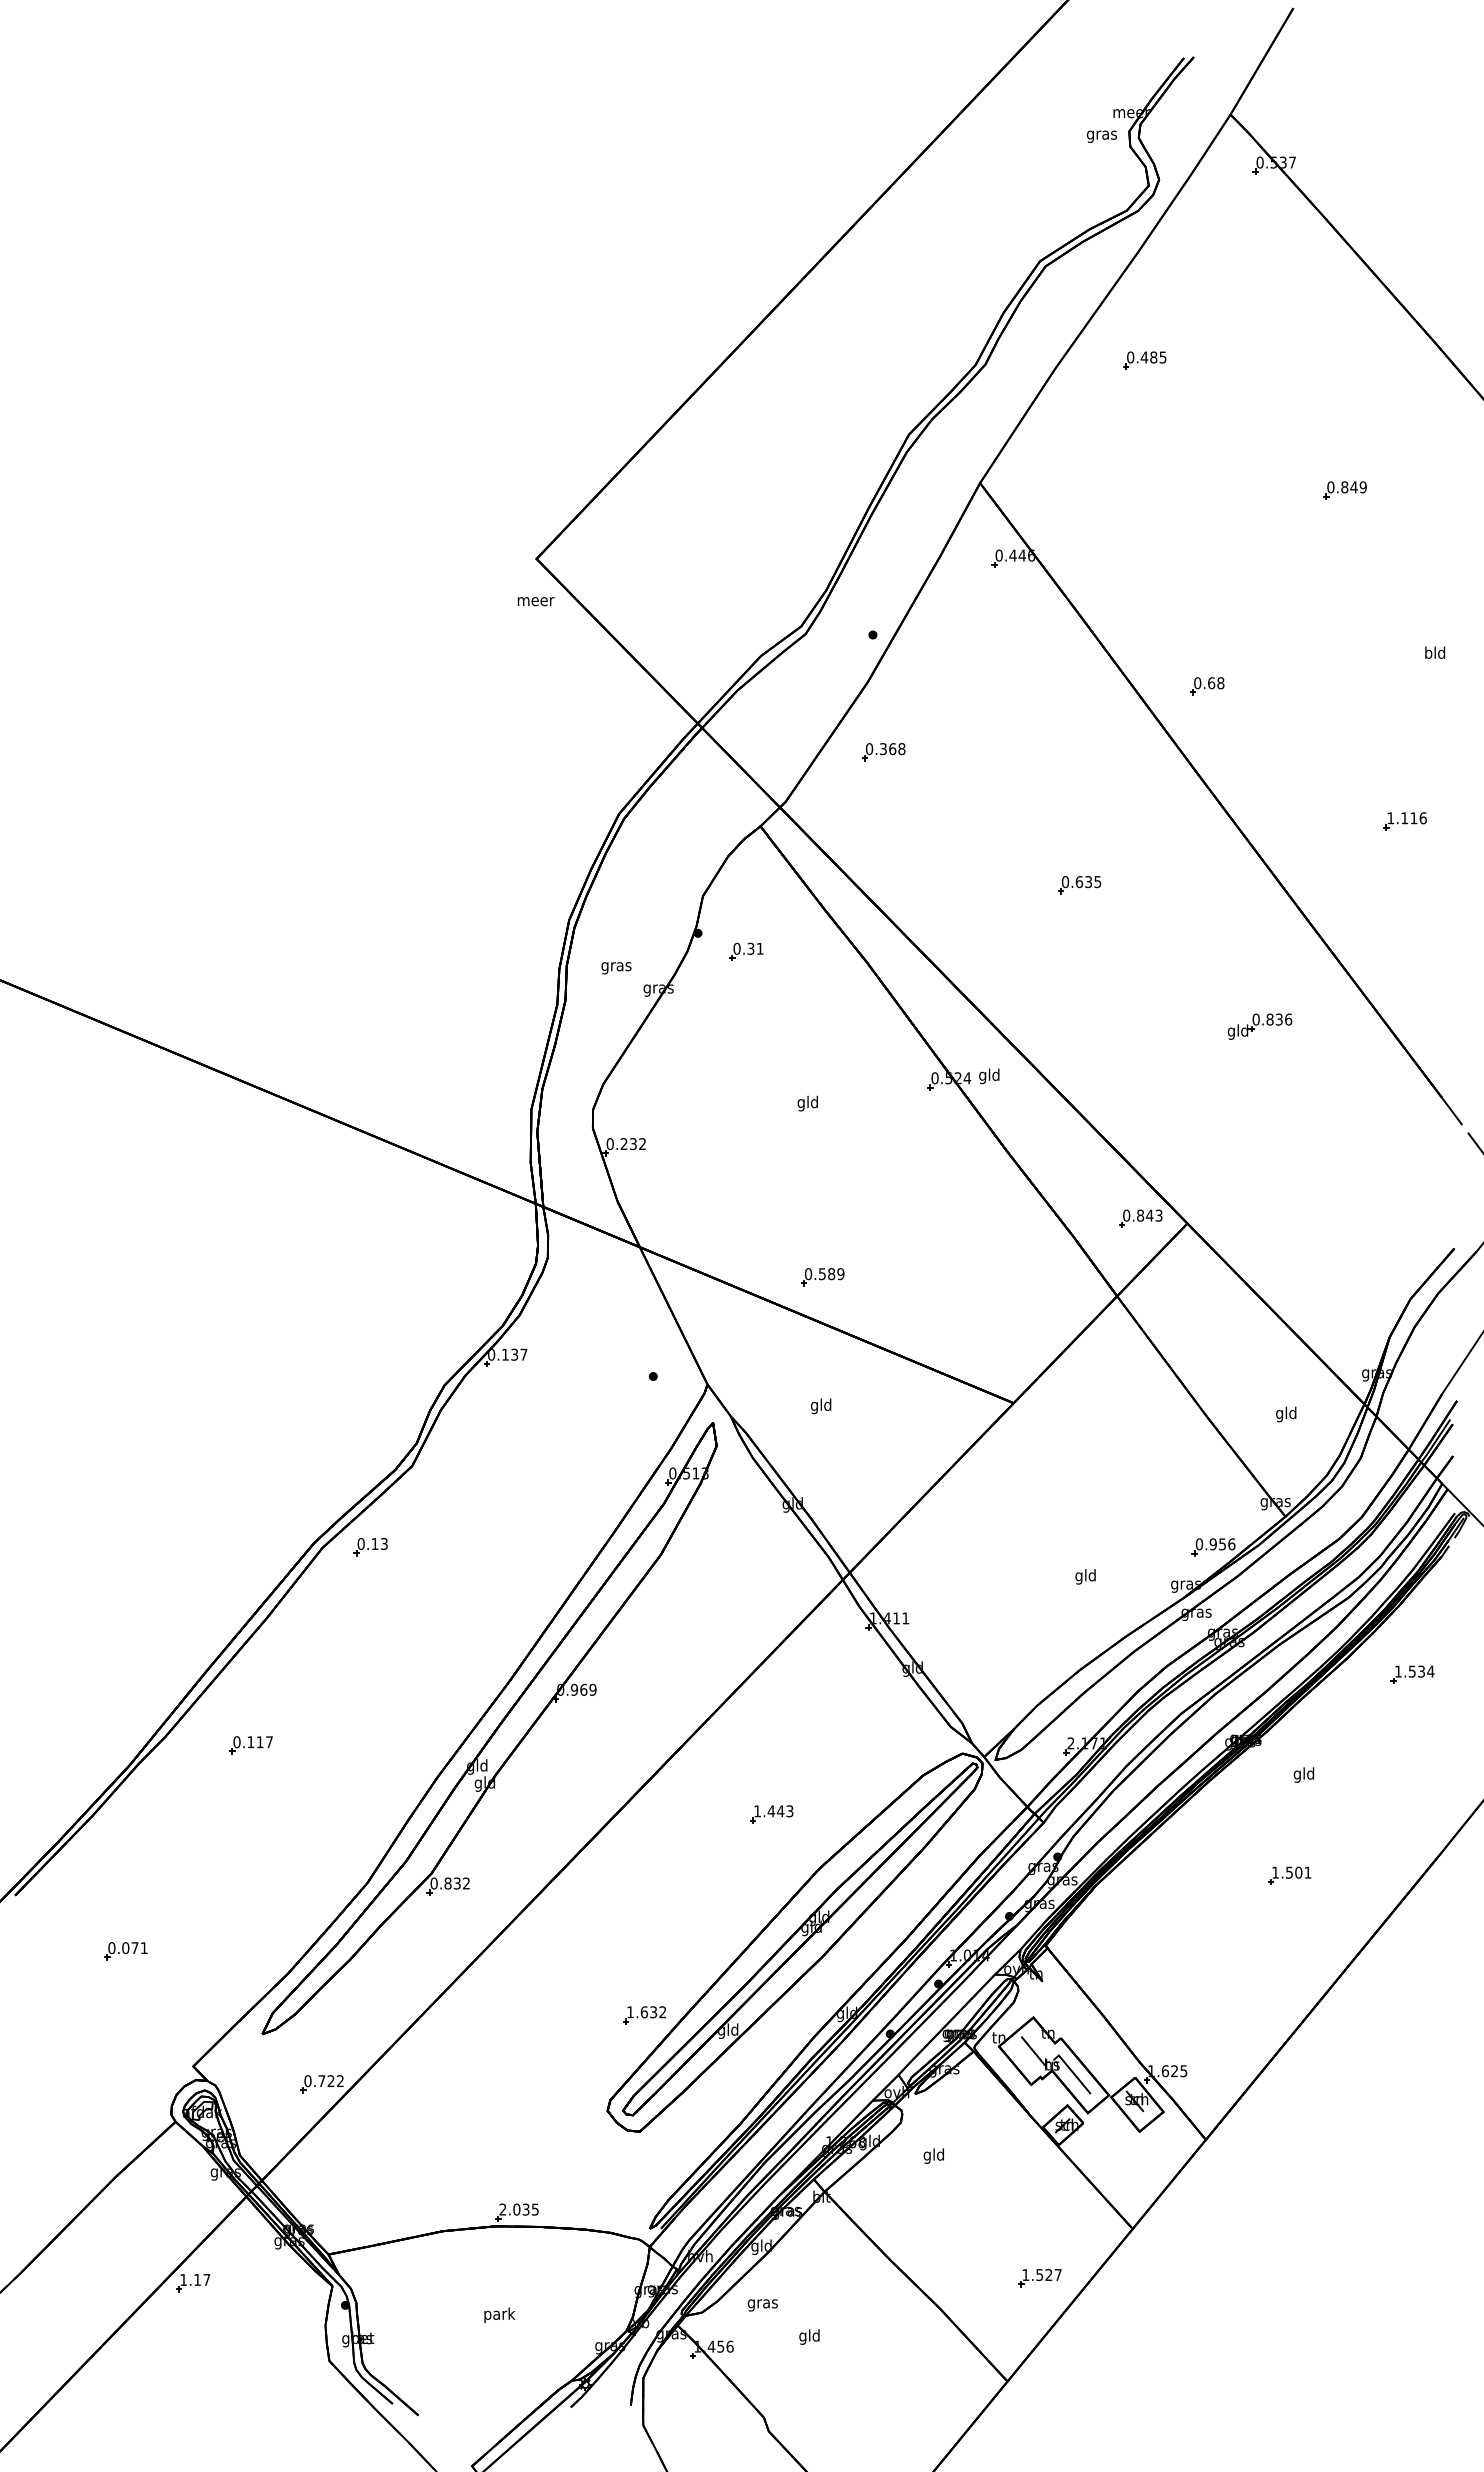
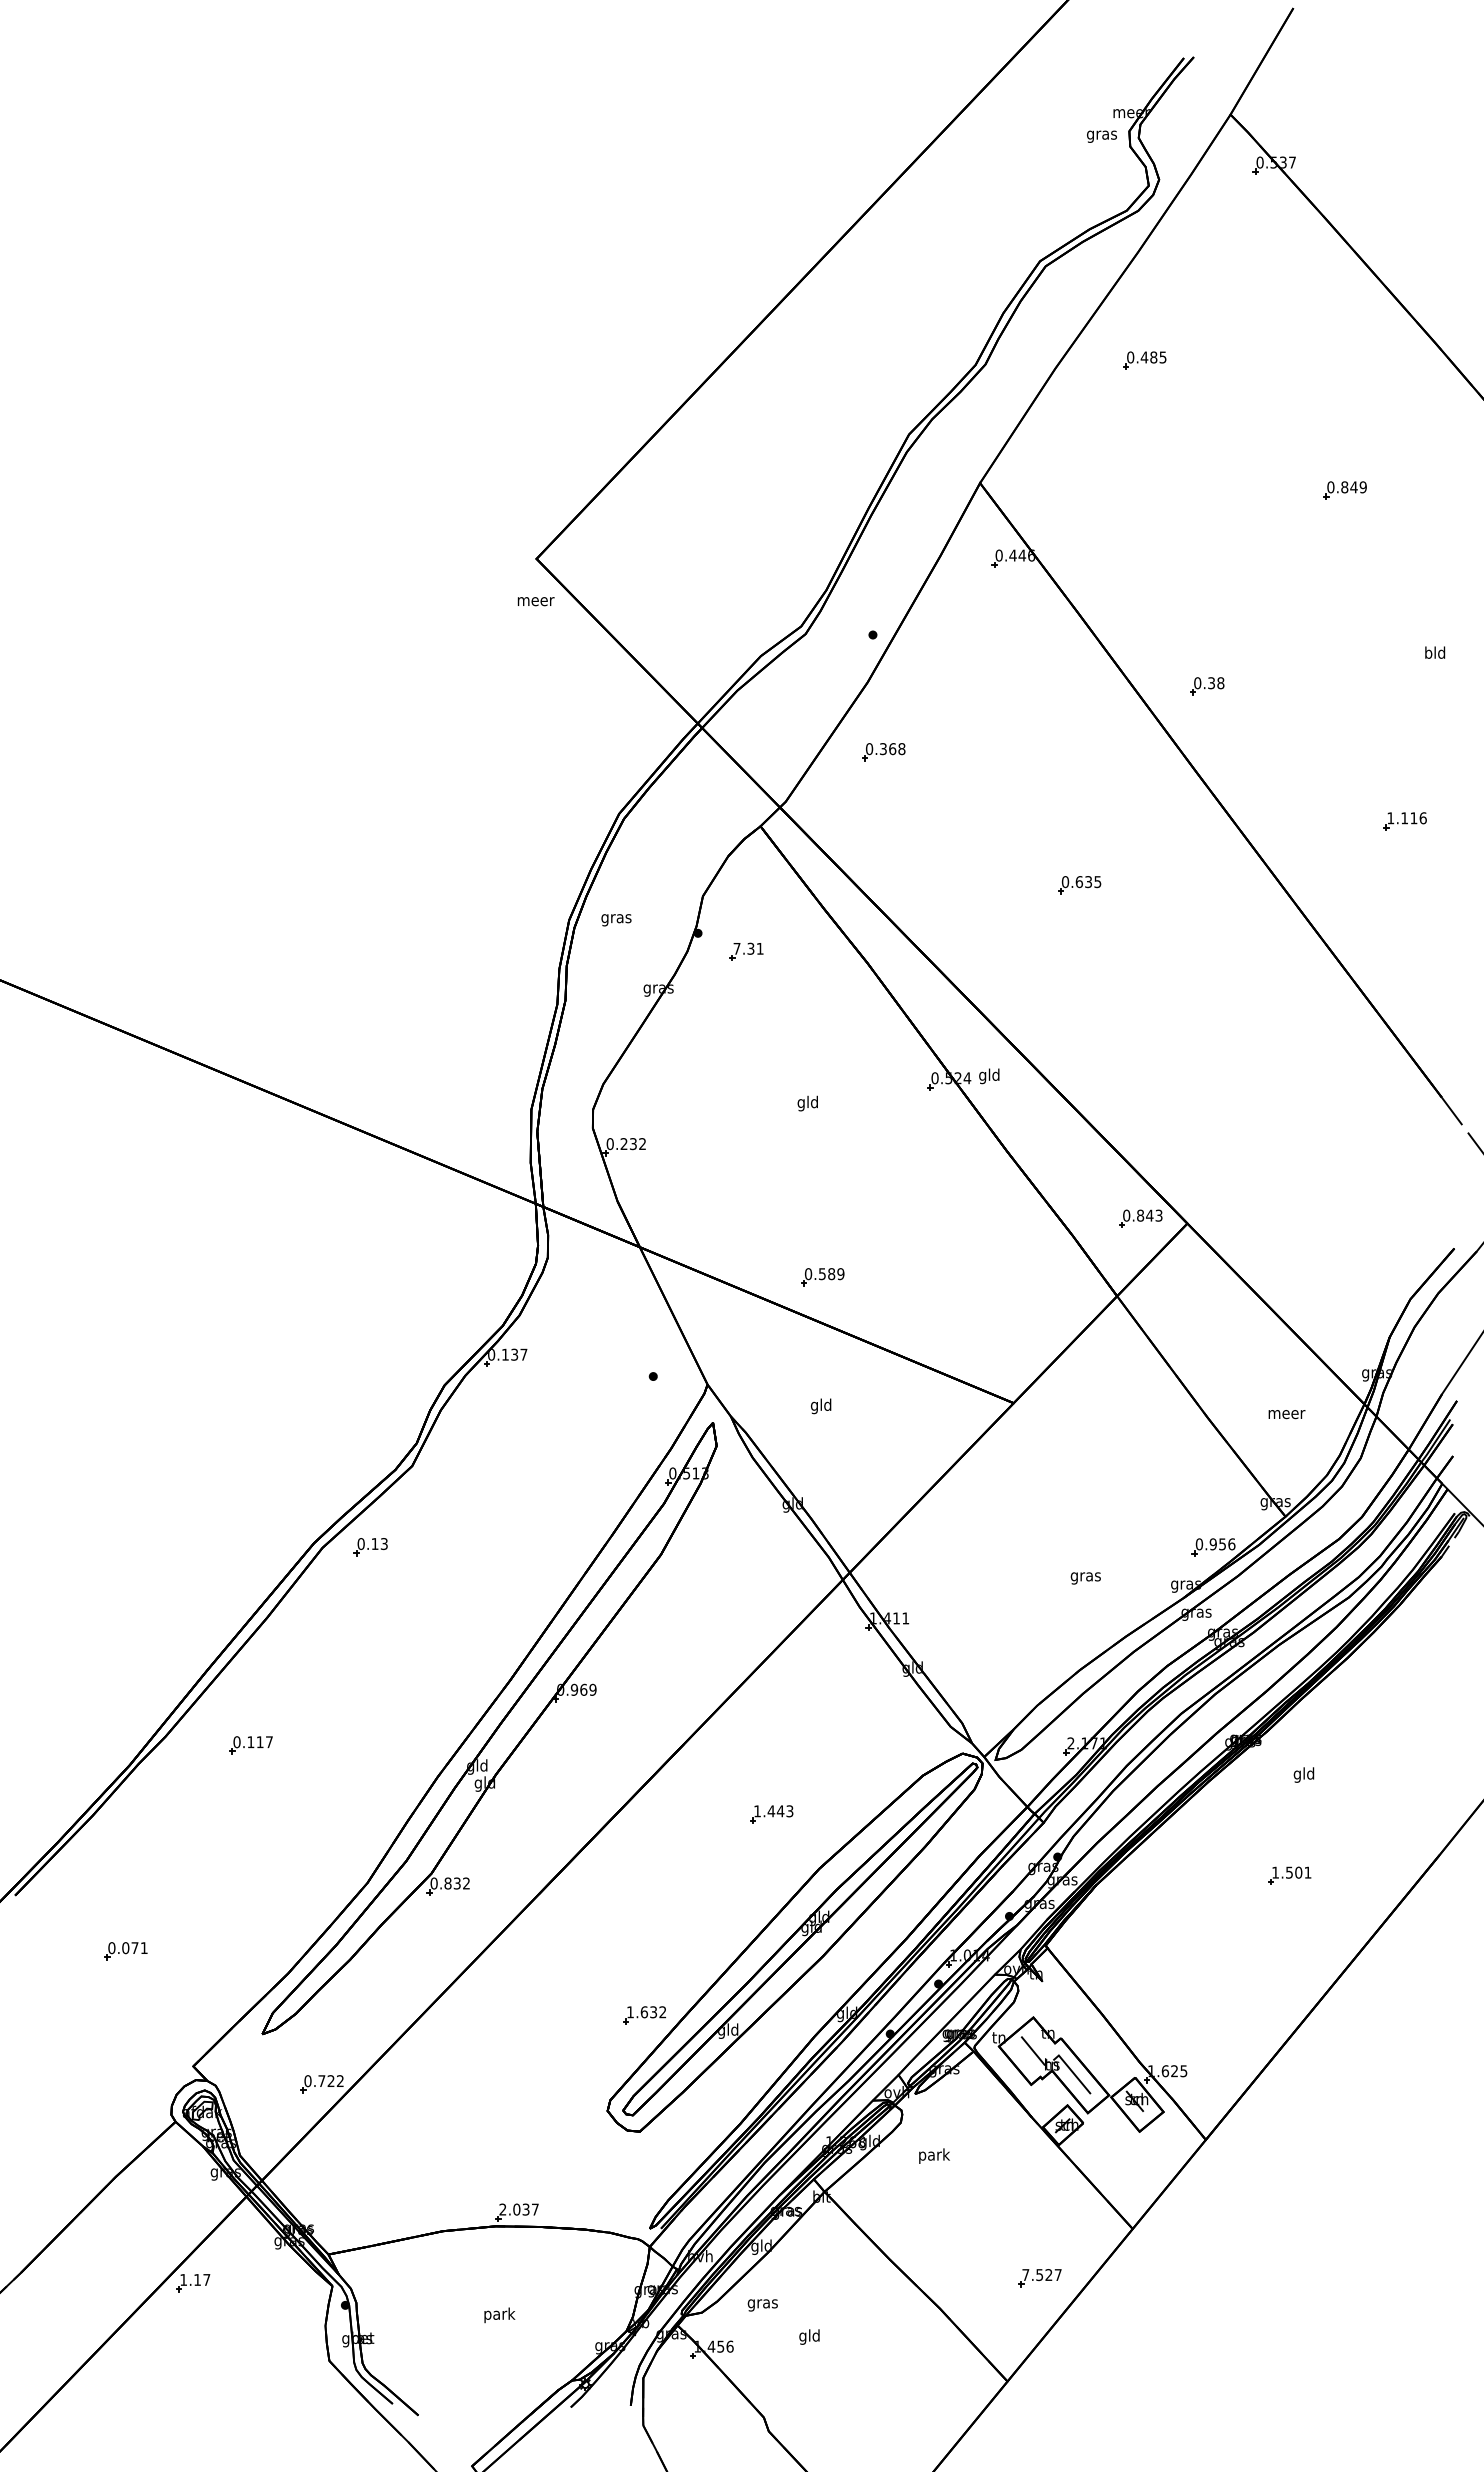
text: 0.68 -> 0.38 (1211, 683)
text: 0.31 -> 7.31 (736, 948)
text position: (616, 968) -> (616, 920) (616, 920)
part: present -> none (1259, 1026)
text: gld -> meer (1286, 1414)
text: gld -> gras (1085, 1576)
part: present -> none (1412, 1674)
text: gld -> park (934, 2155)
text: 2.035 -> 2.037 (534, 2209)
text: 1.527 -> 7.527 (1025, 2274)
